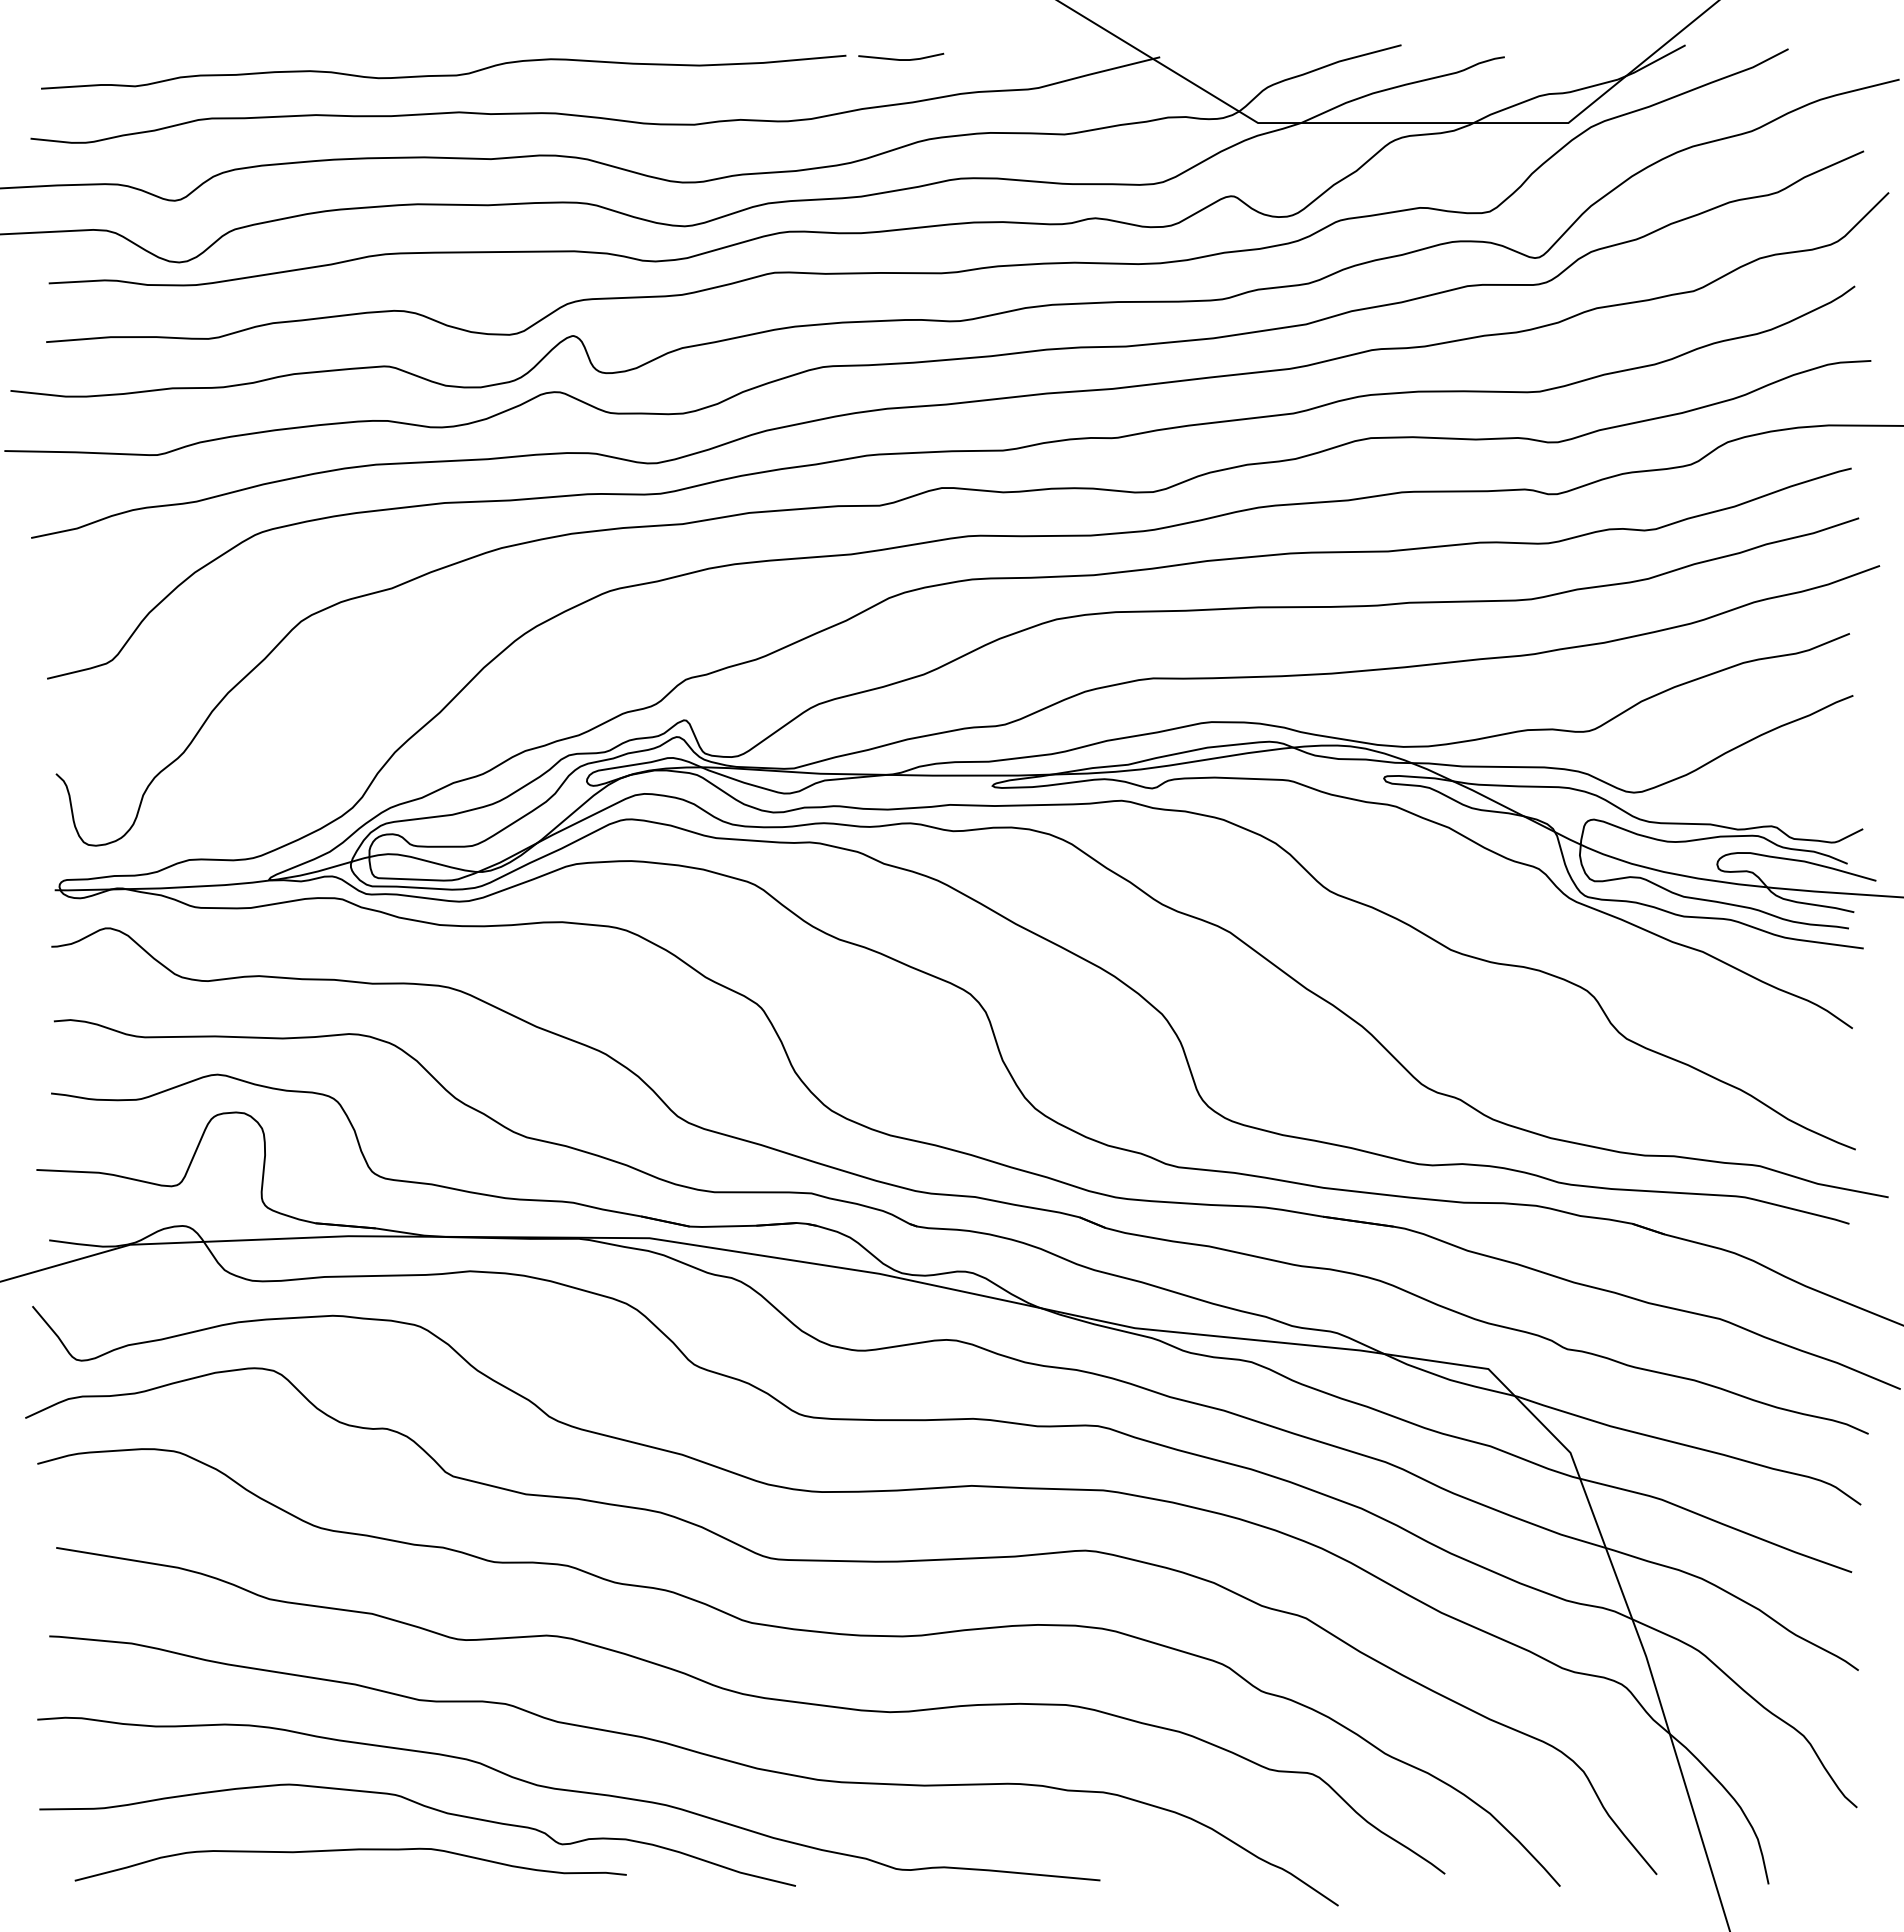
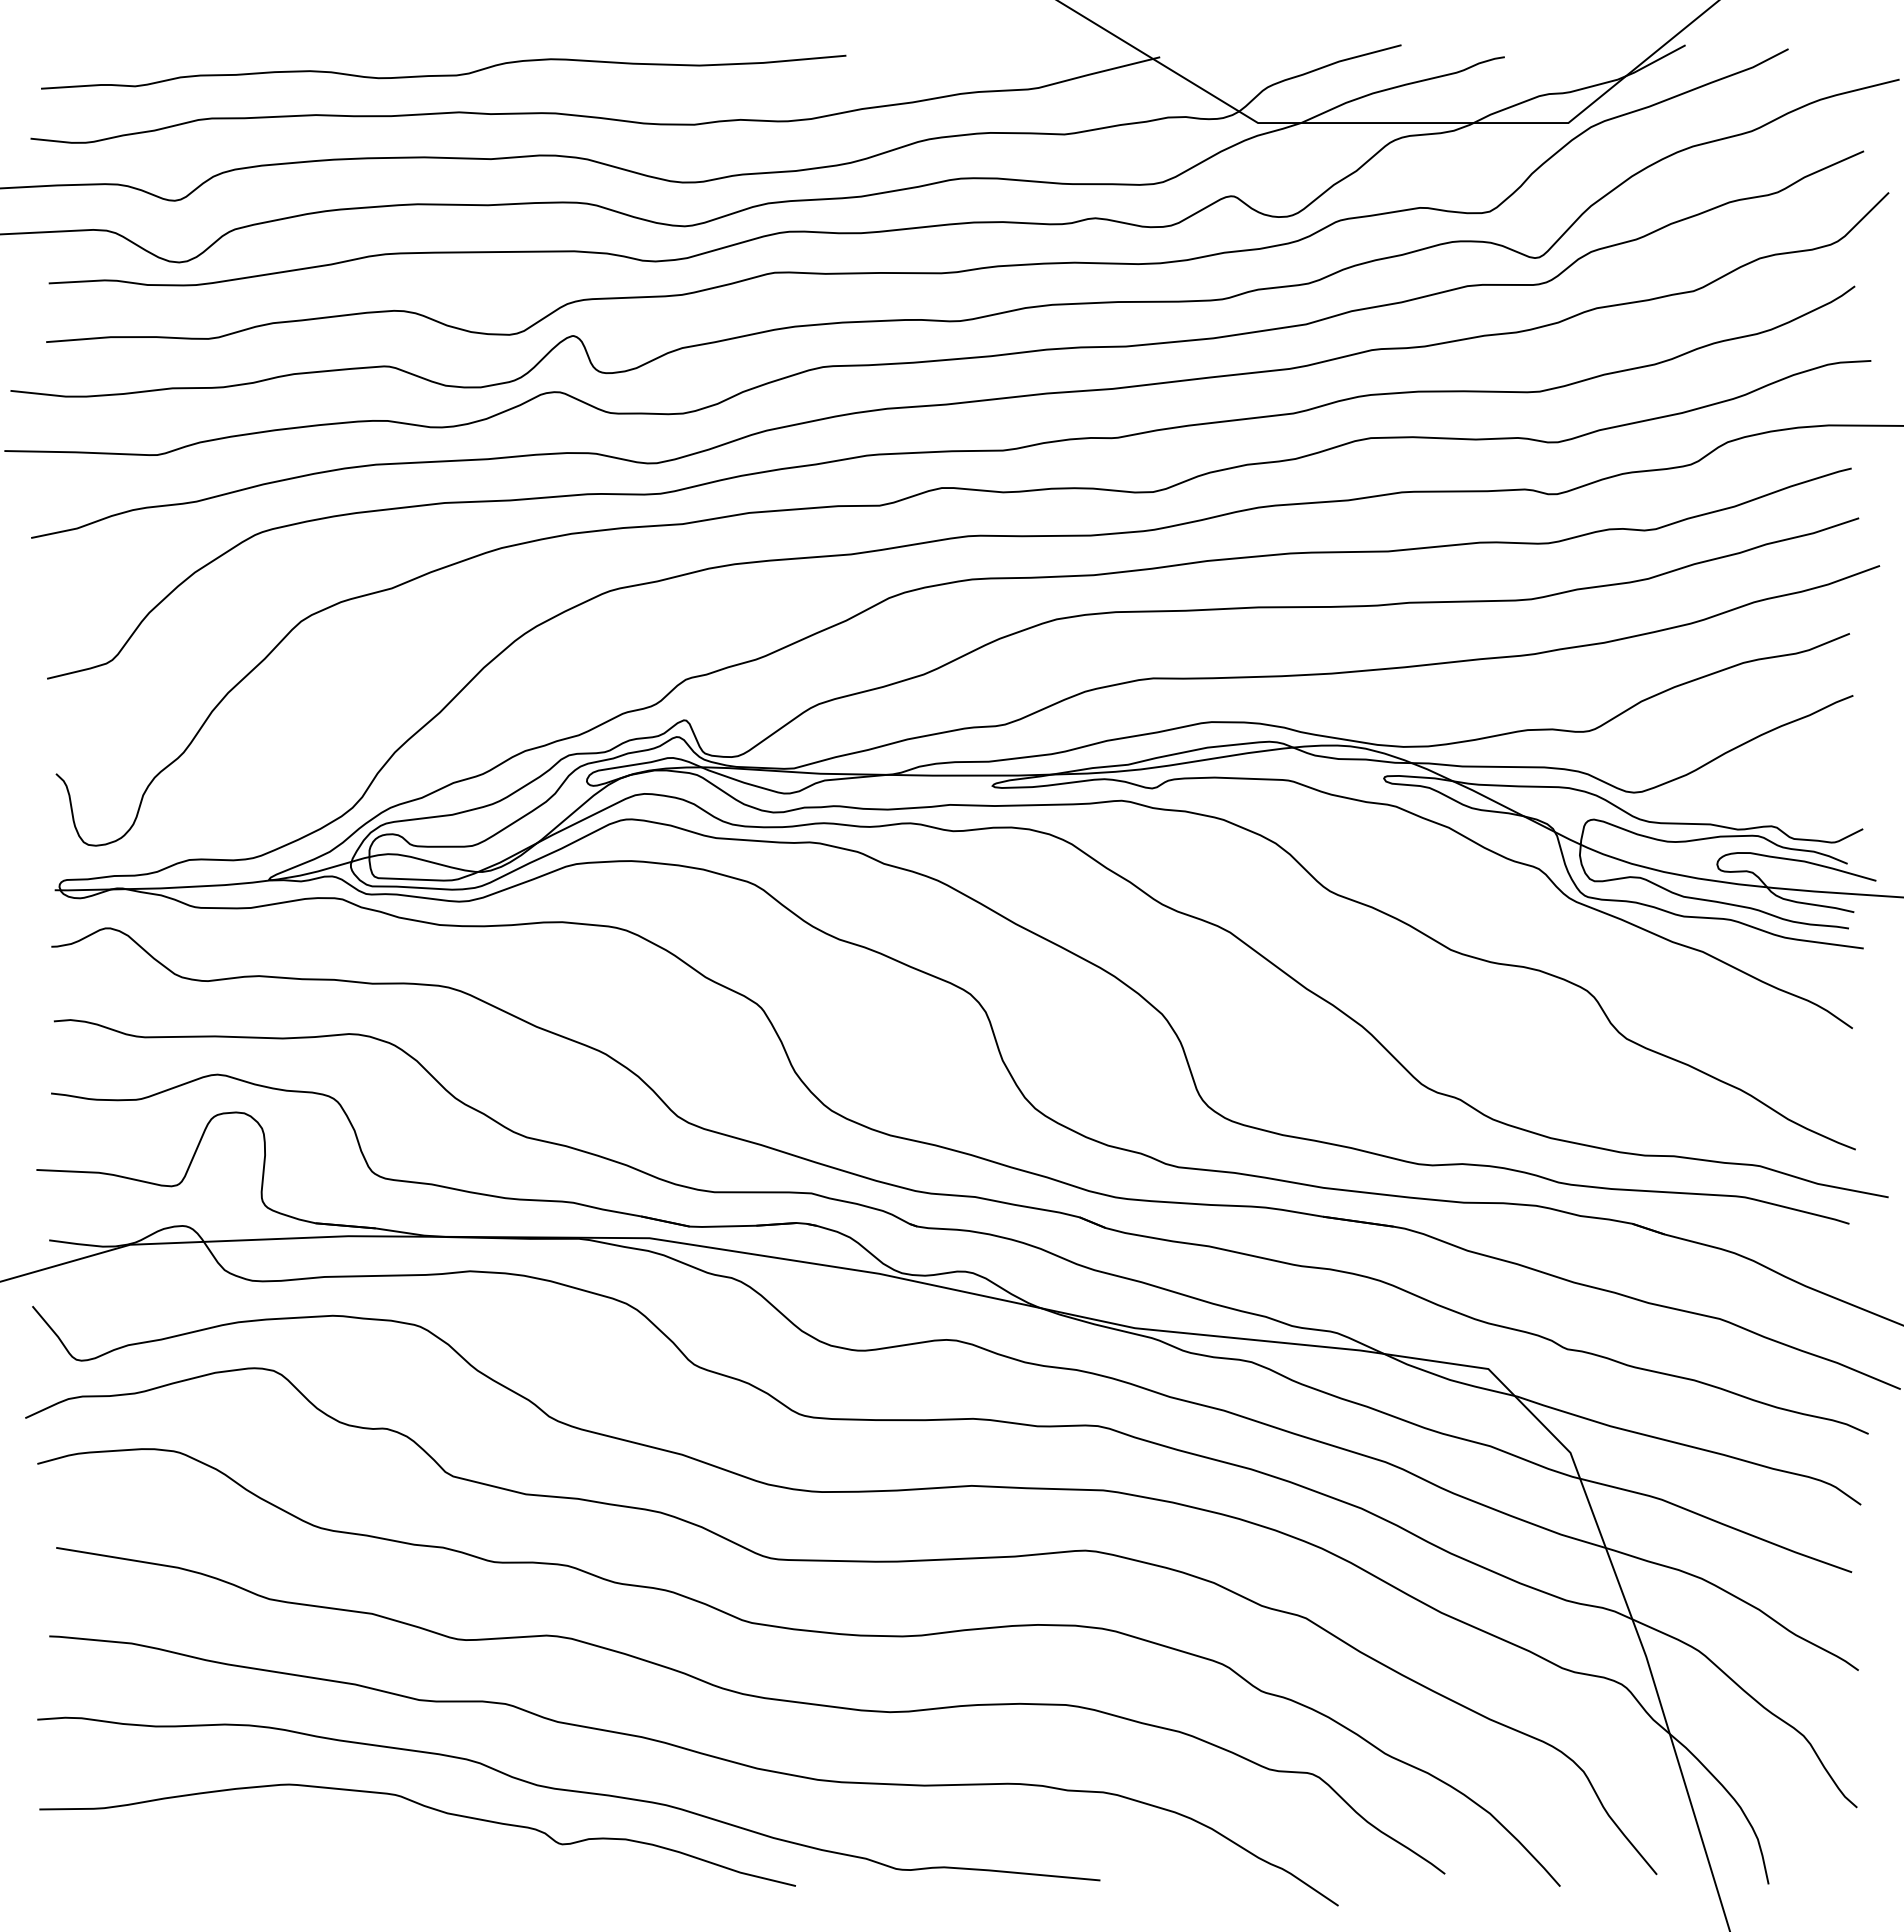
line: present -> none (901, 59)
curve: present -> none (350, 1850)
